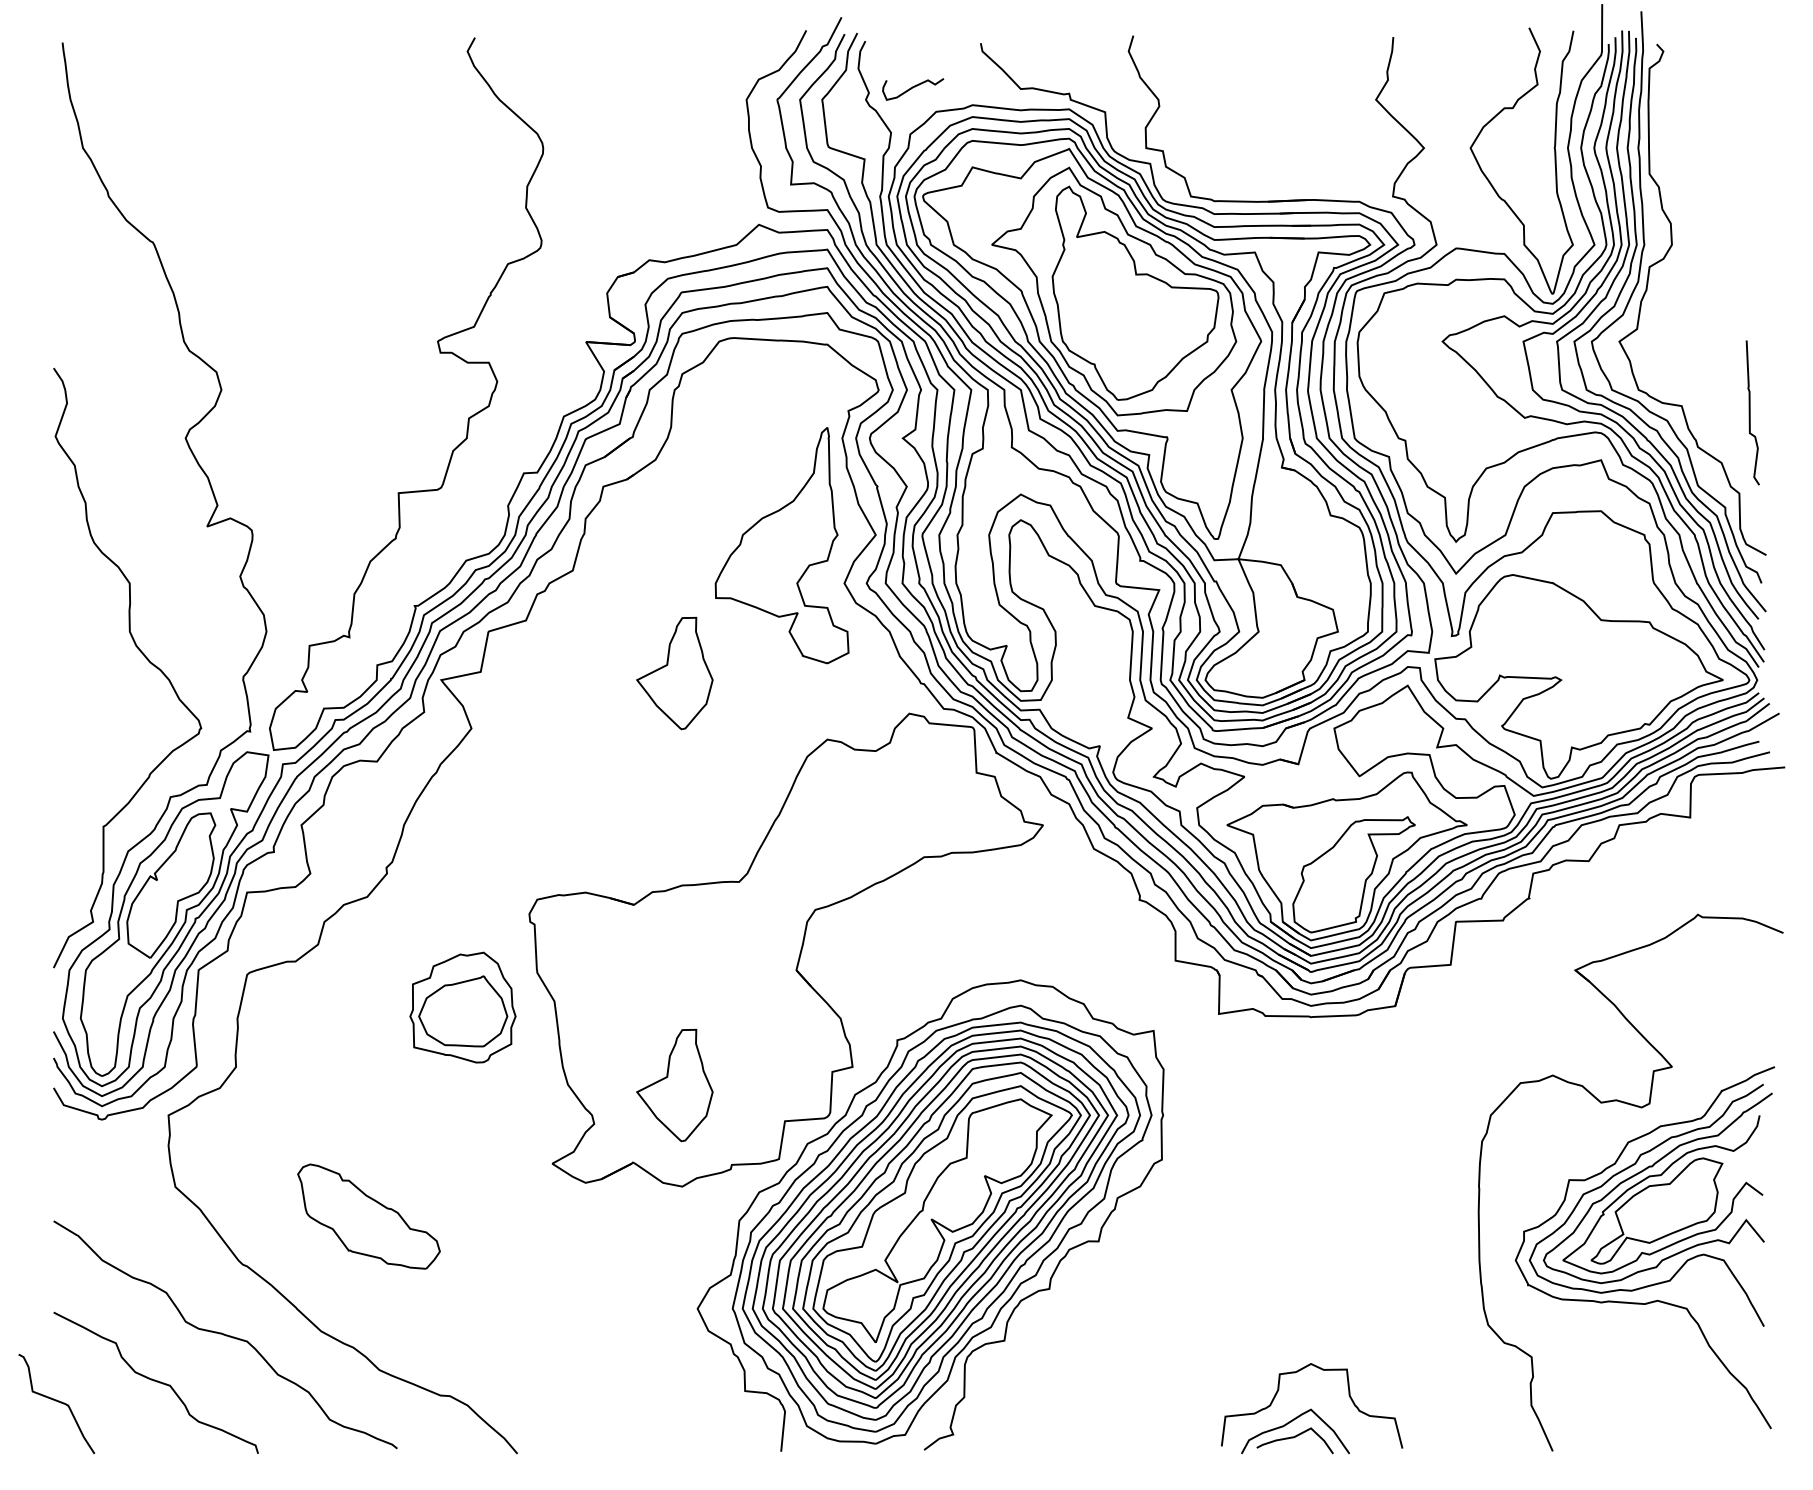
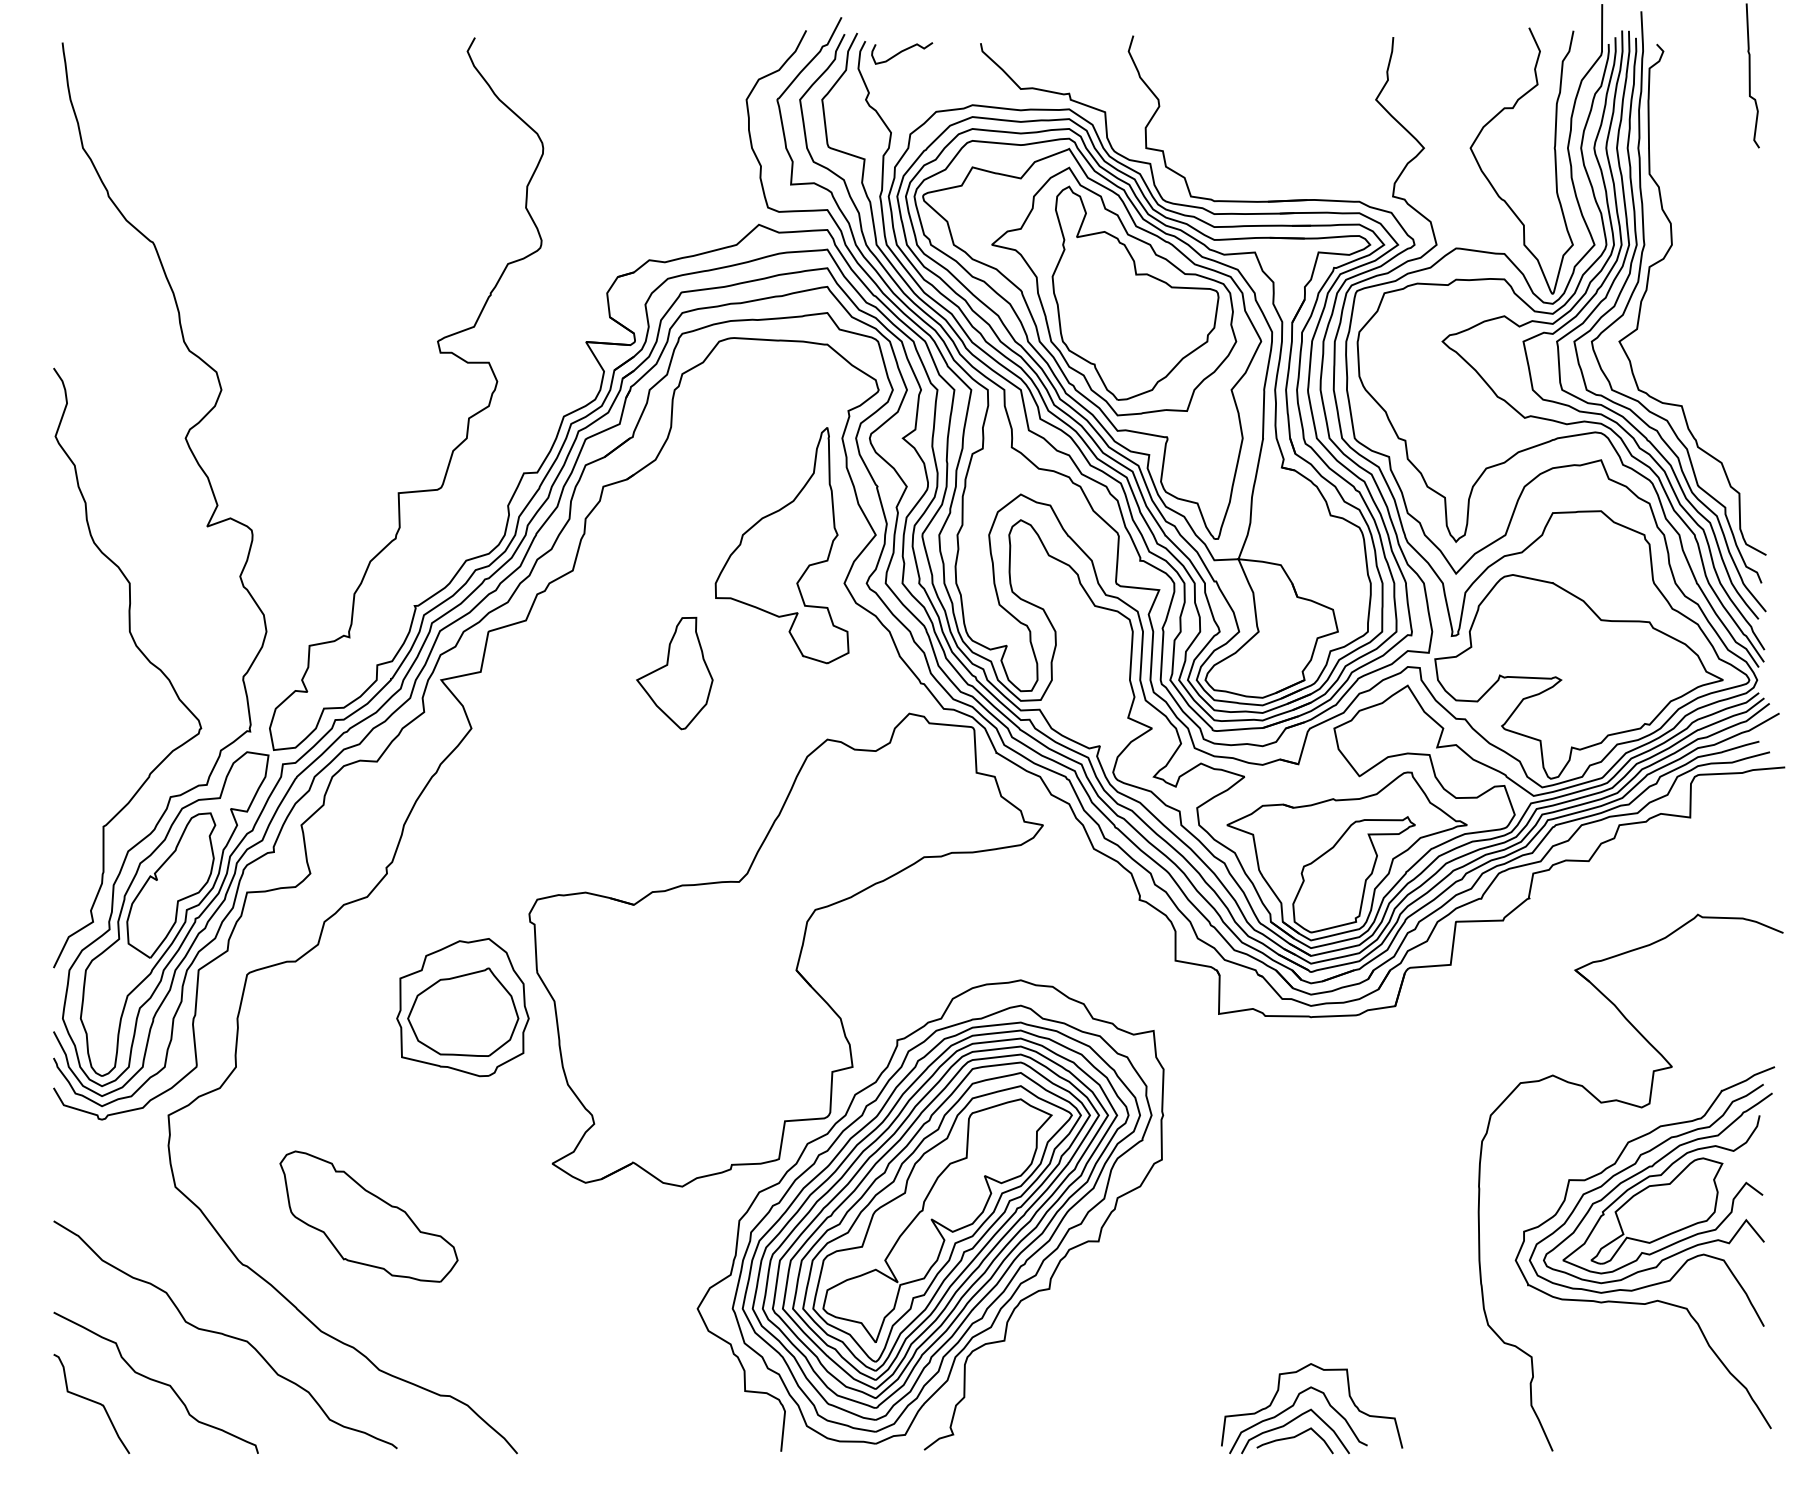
curve position: (913, 88) -> (902, 52) (902, 52)
curve position: (1750, 412) -> (1750, 75) (1750, 75)
part size: 108x113 px -> 134x140 px (462, 1007)
part: present -> none (674, 1085)
part size: 144x107 px -> 180x133 px (368, 1216)
curve position: (56, 1401) -> (91, 1401) (91, 1401)
curve: none -> present (1290, 1408)
